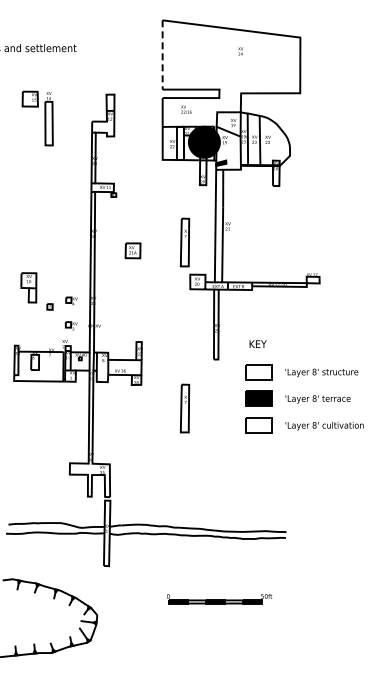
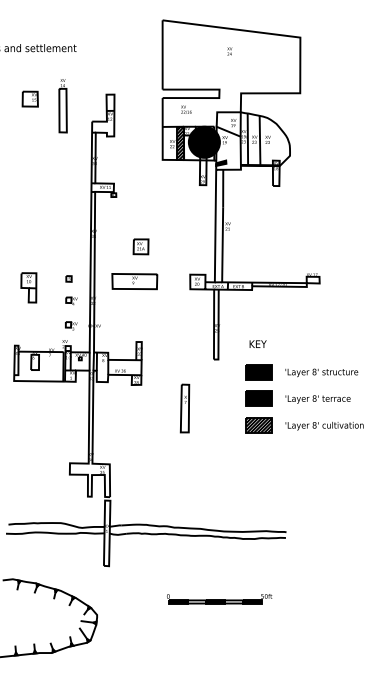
text position: (240, 51) -> (229, 51) (229, 51)
line: dashed -> solid (162, 54)
part position: (48, 119) -> (62, 106) (62, 106)
hatch: none -> present (180, 142)
part: present -> none (184, 242)
part position: (132, 250) -> (140, 246) (140, 246)
part: none -> present (134, 281)
part position: (49, 306) -> (68, 278) (68, 278)
fill: none -> present (258, 371)
hatch: none -> present (259, 424)
